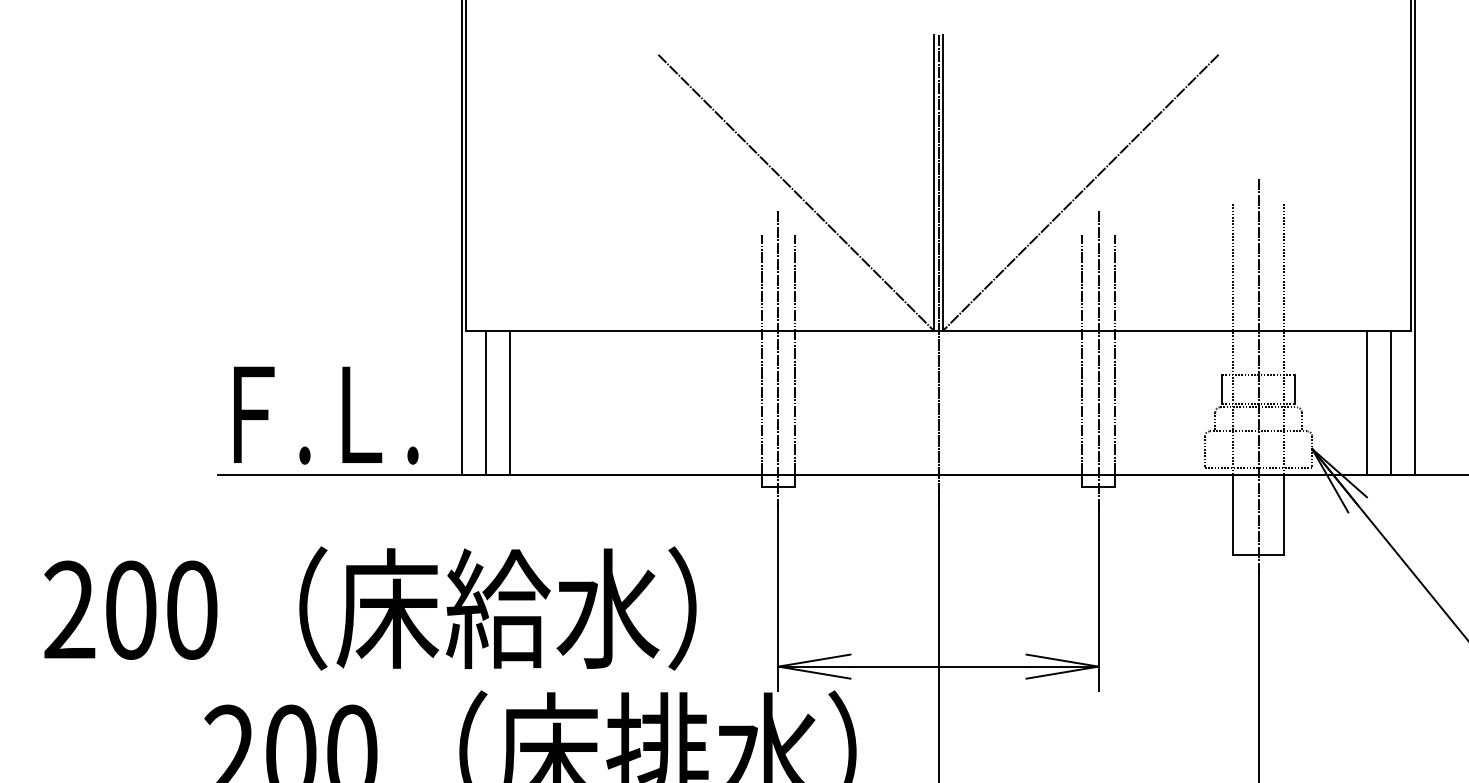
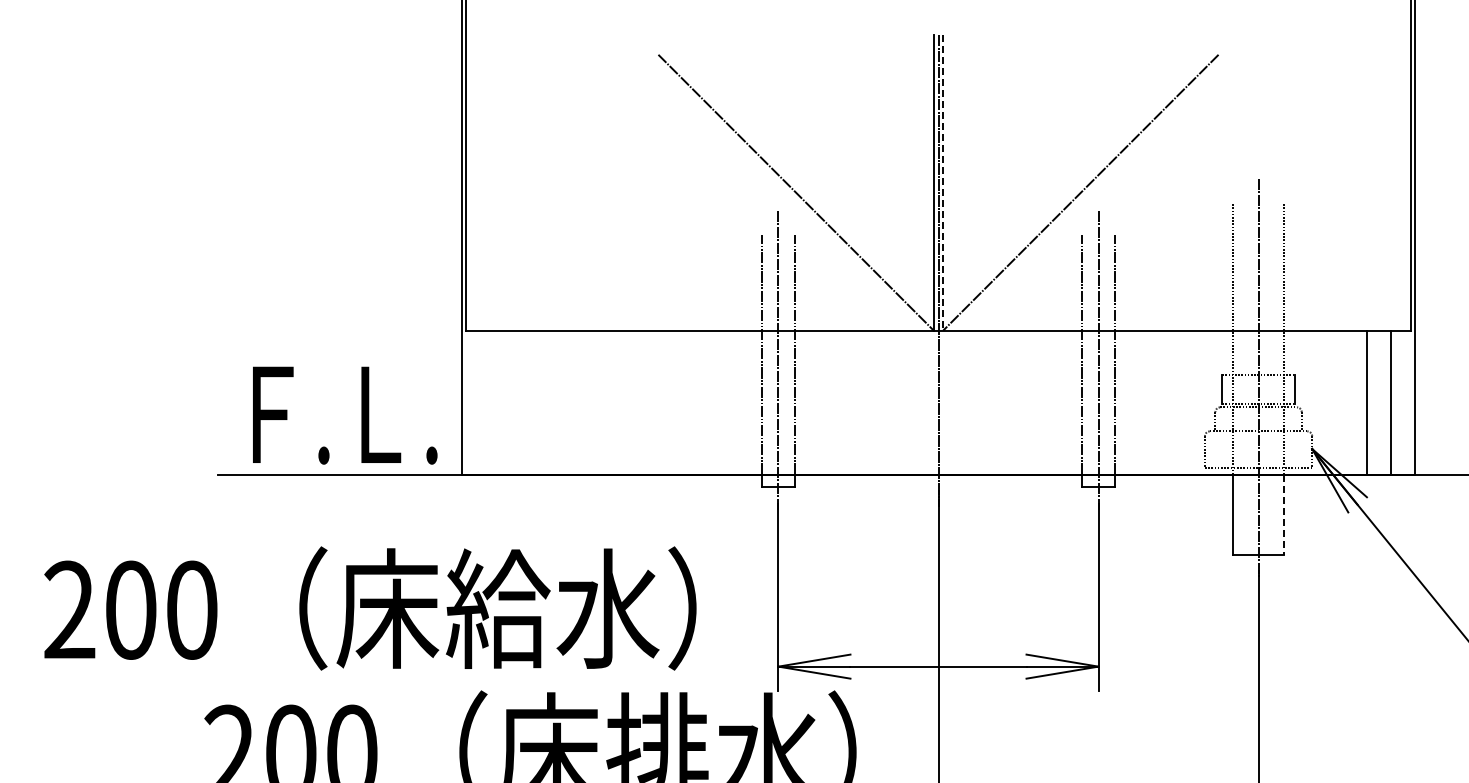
line: solid -> dashed (943, 182)
line: present -> none (485, 402)
line: present -> none (509, 402)
text position: (326, 415) -> (345, 415) (345, 415)
line: solid -> dashed (1284, 515)
